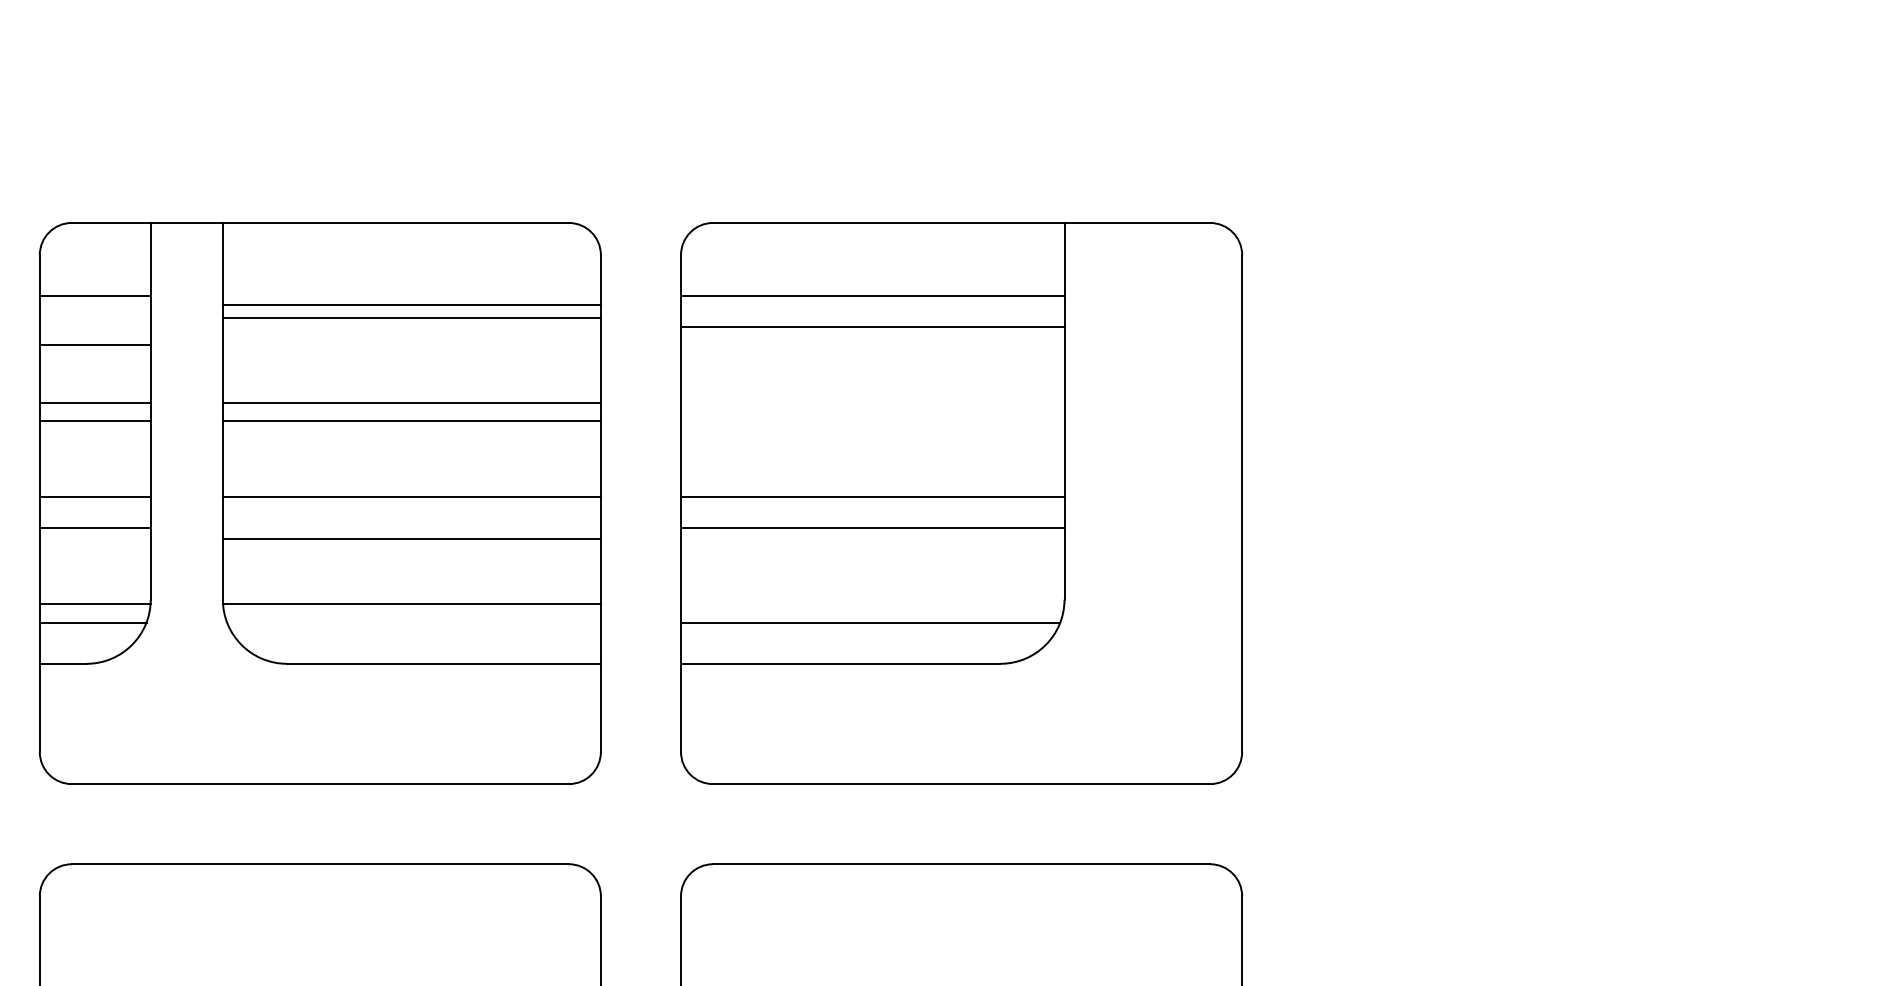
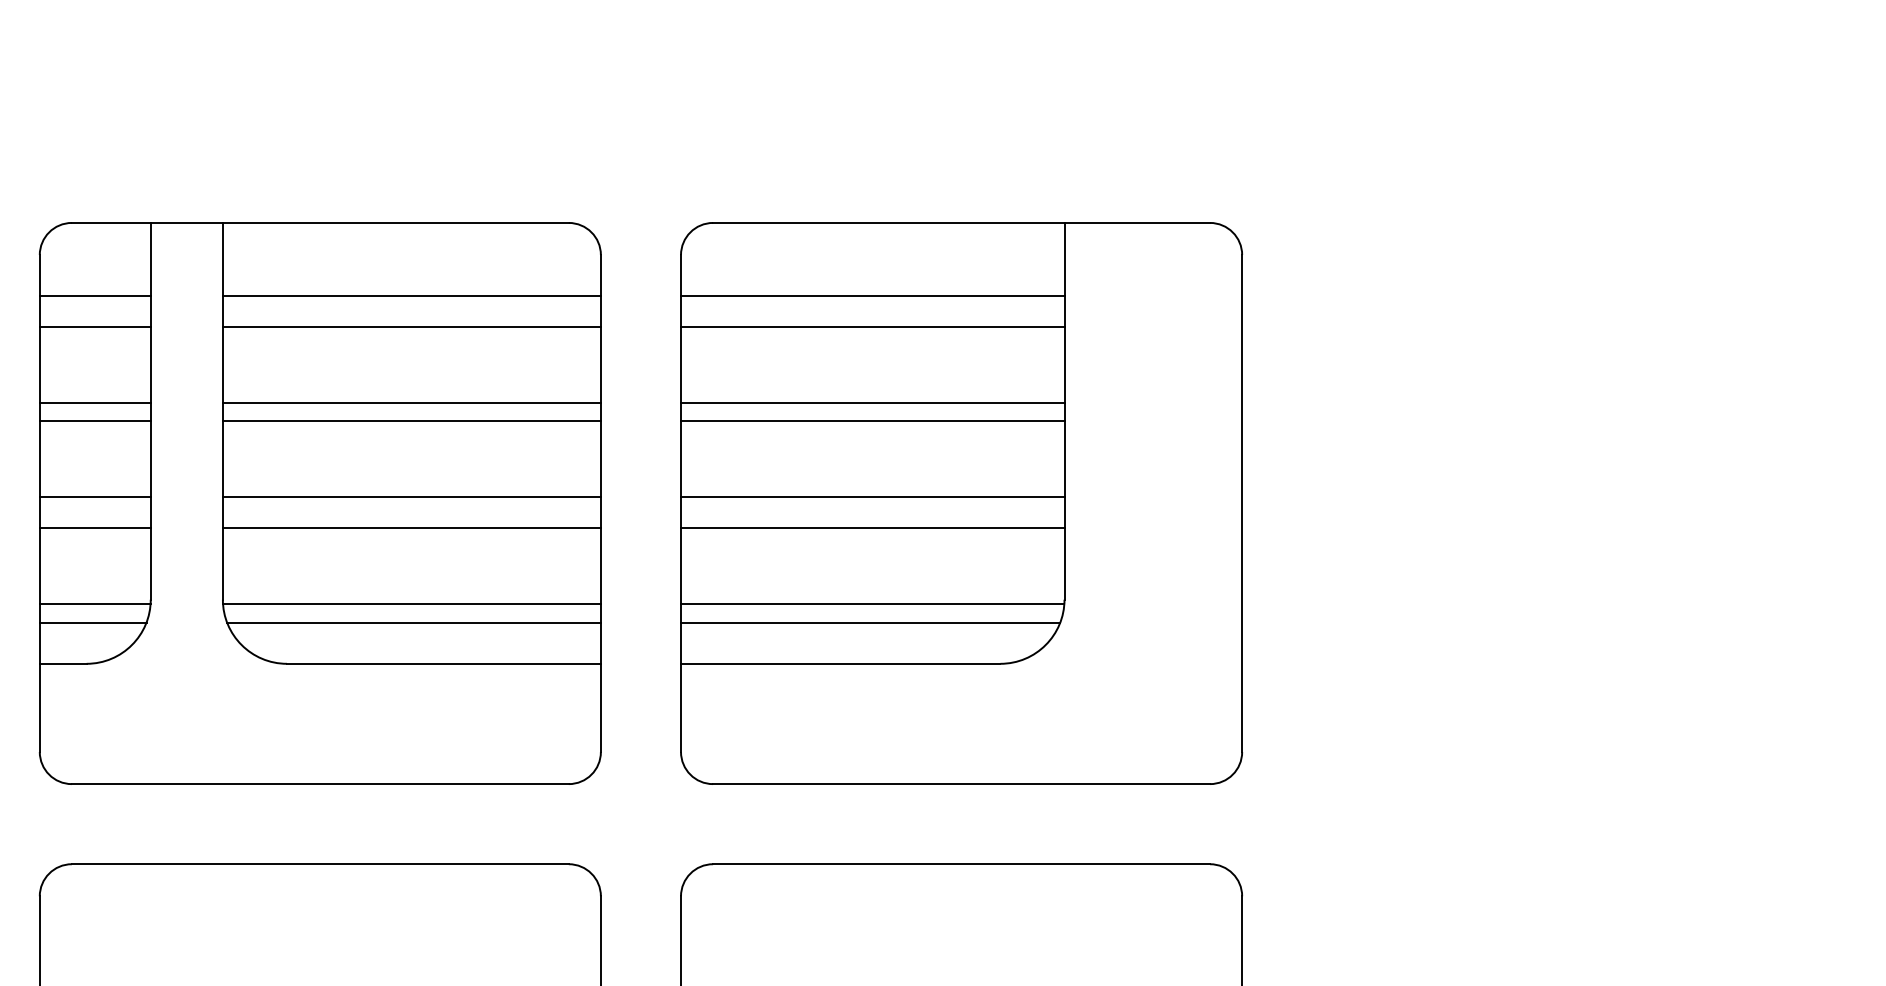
line position: (411, 305) -> (411, 327) (411, 327)
line position: (411, 317) -> (411, 295) (411, 295)
line position: (94, 345) -> (94, 327) (94, 327)
line: none -> present (872, 402)
line: none -> present (872, 421)
line position: (411, 539) -> (411, 528) (411, 528)
line: none -> present (872, 603)
line: none -> present (413, 622)
